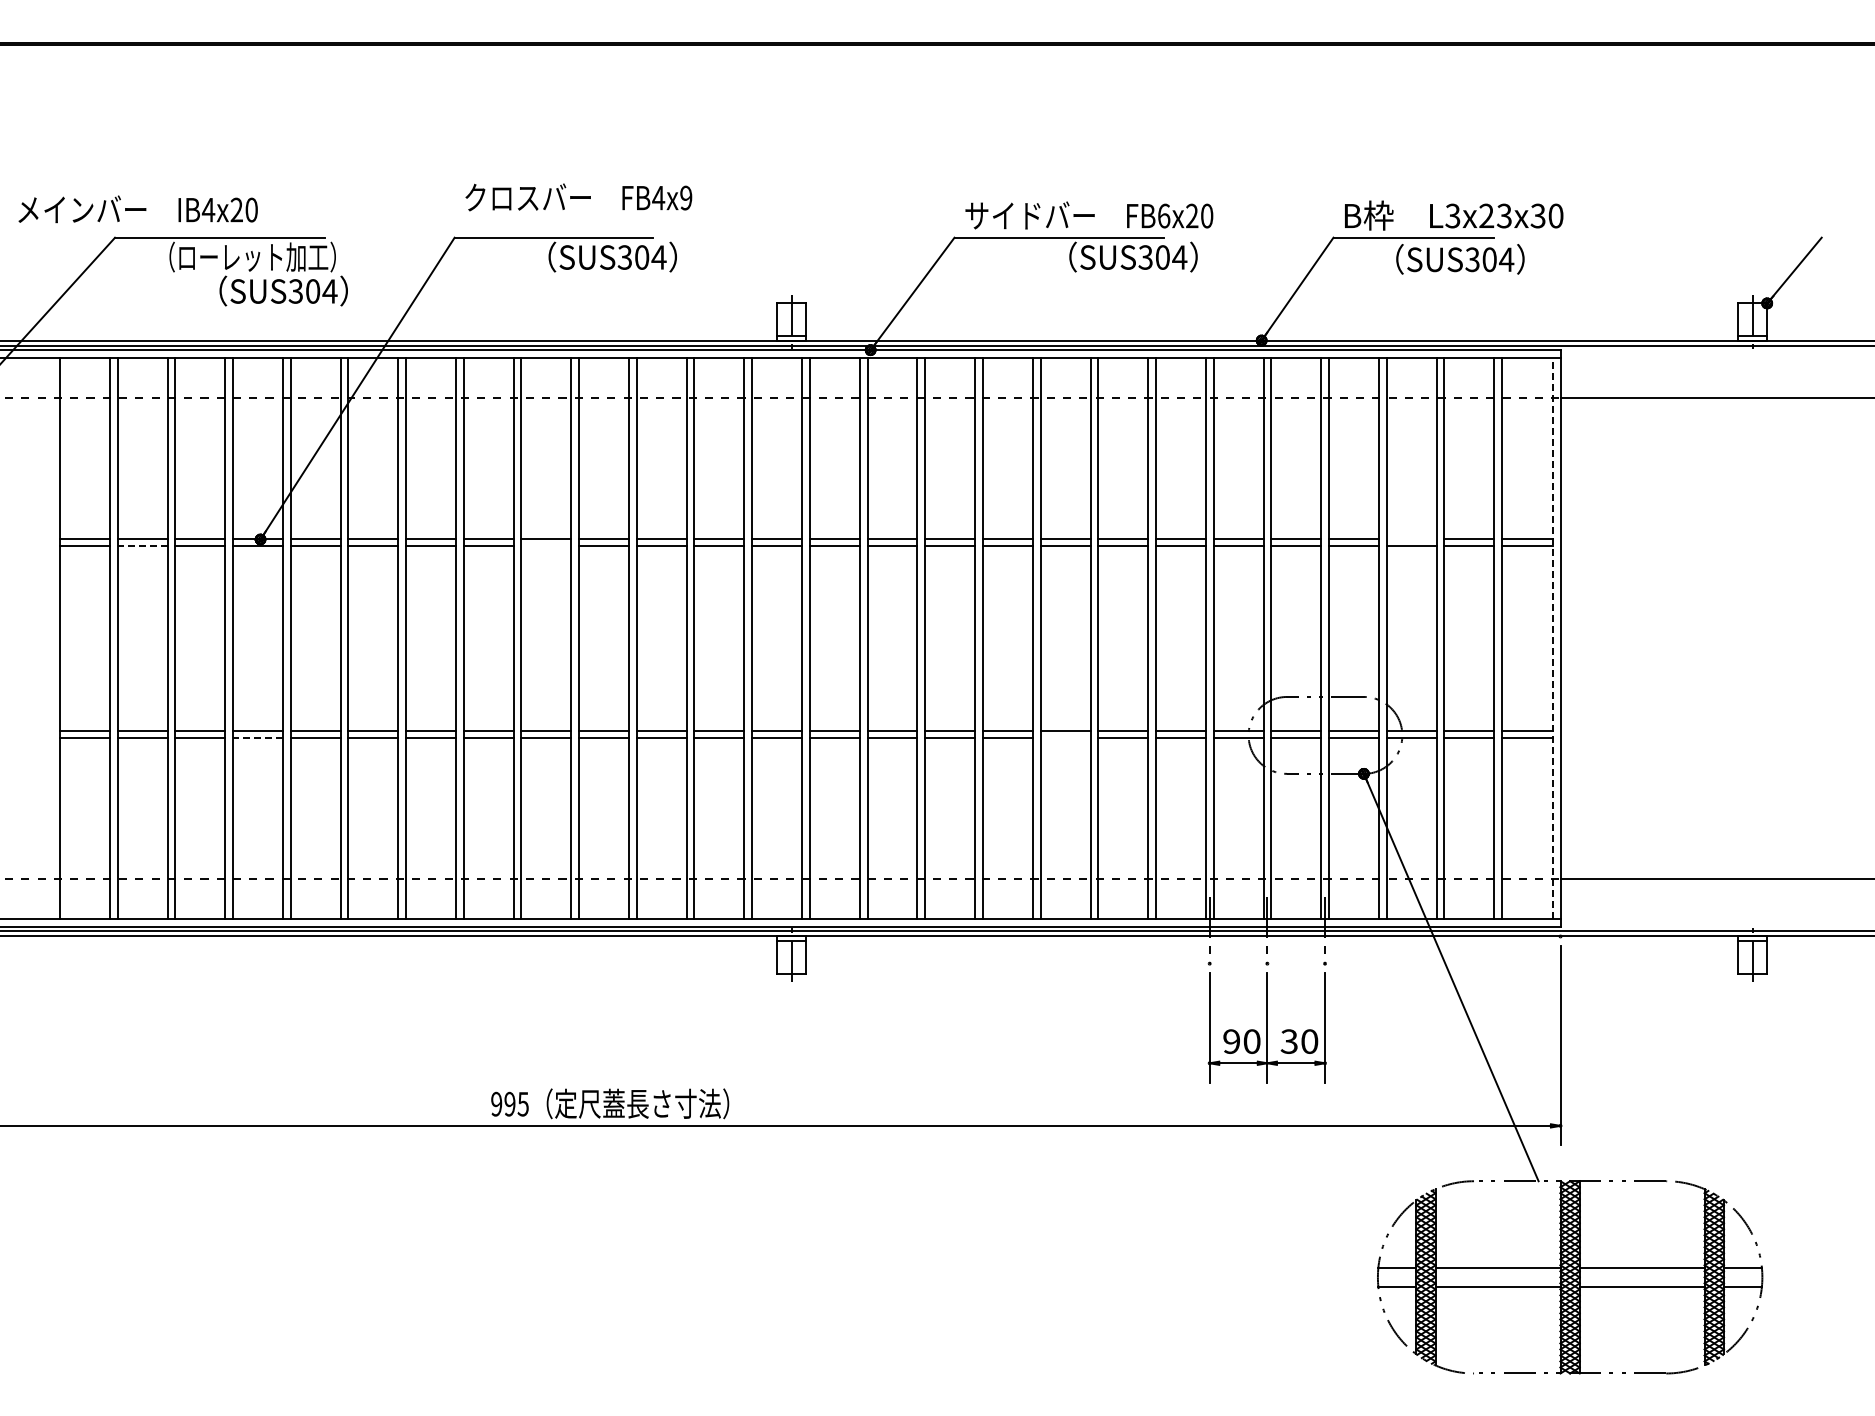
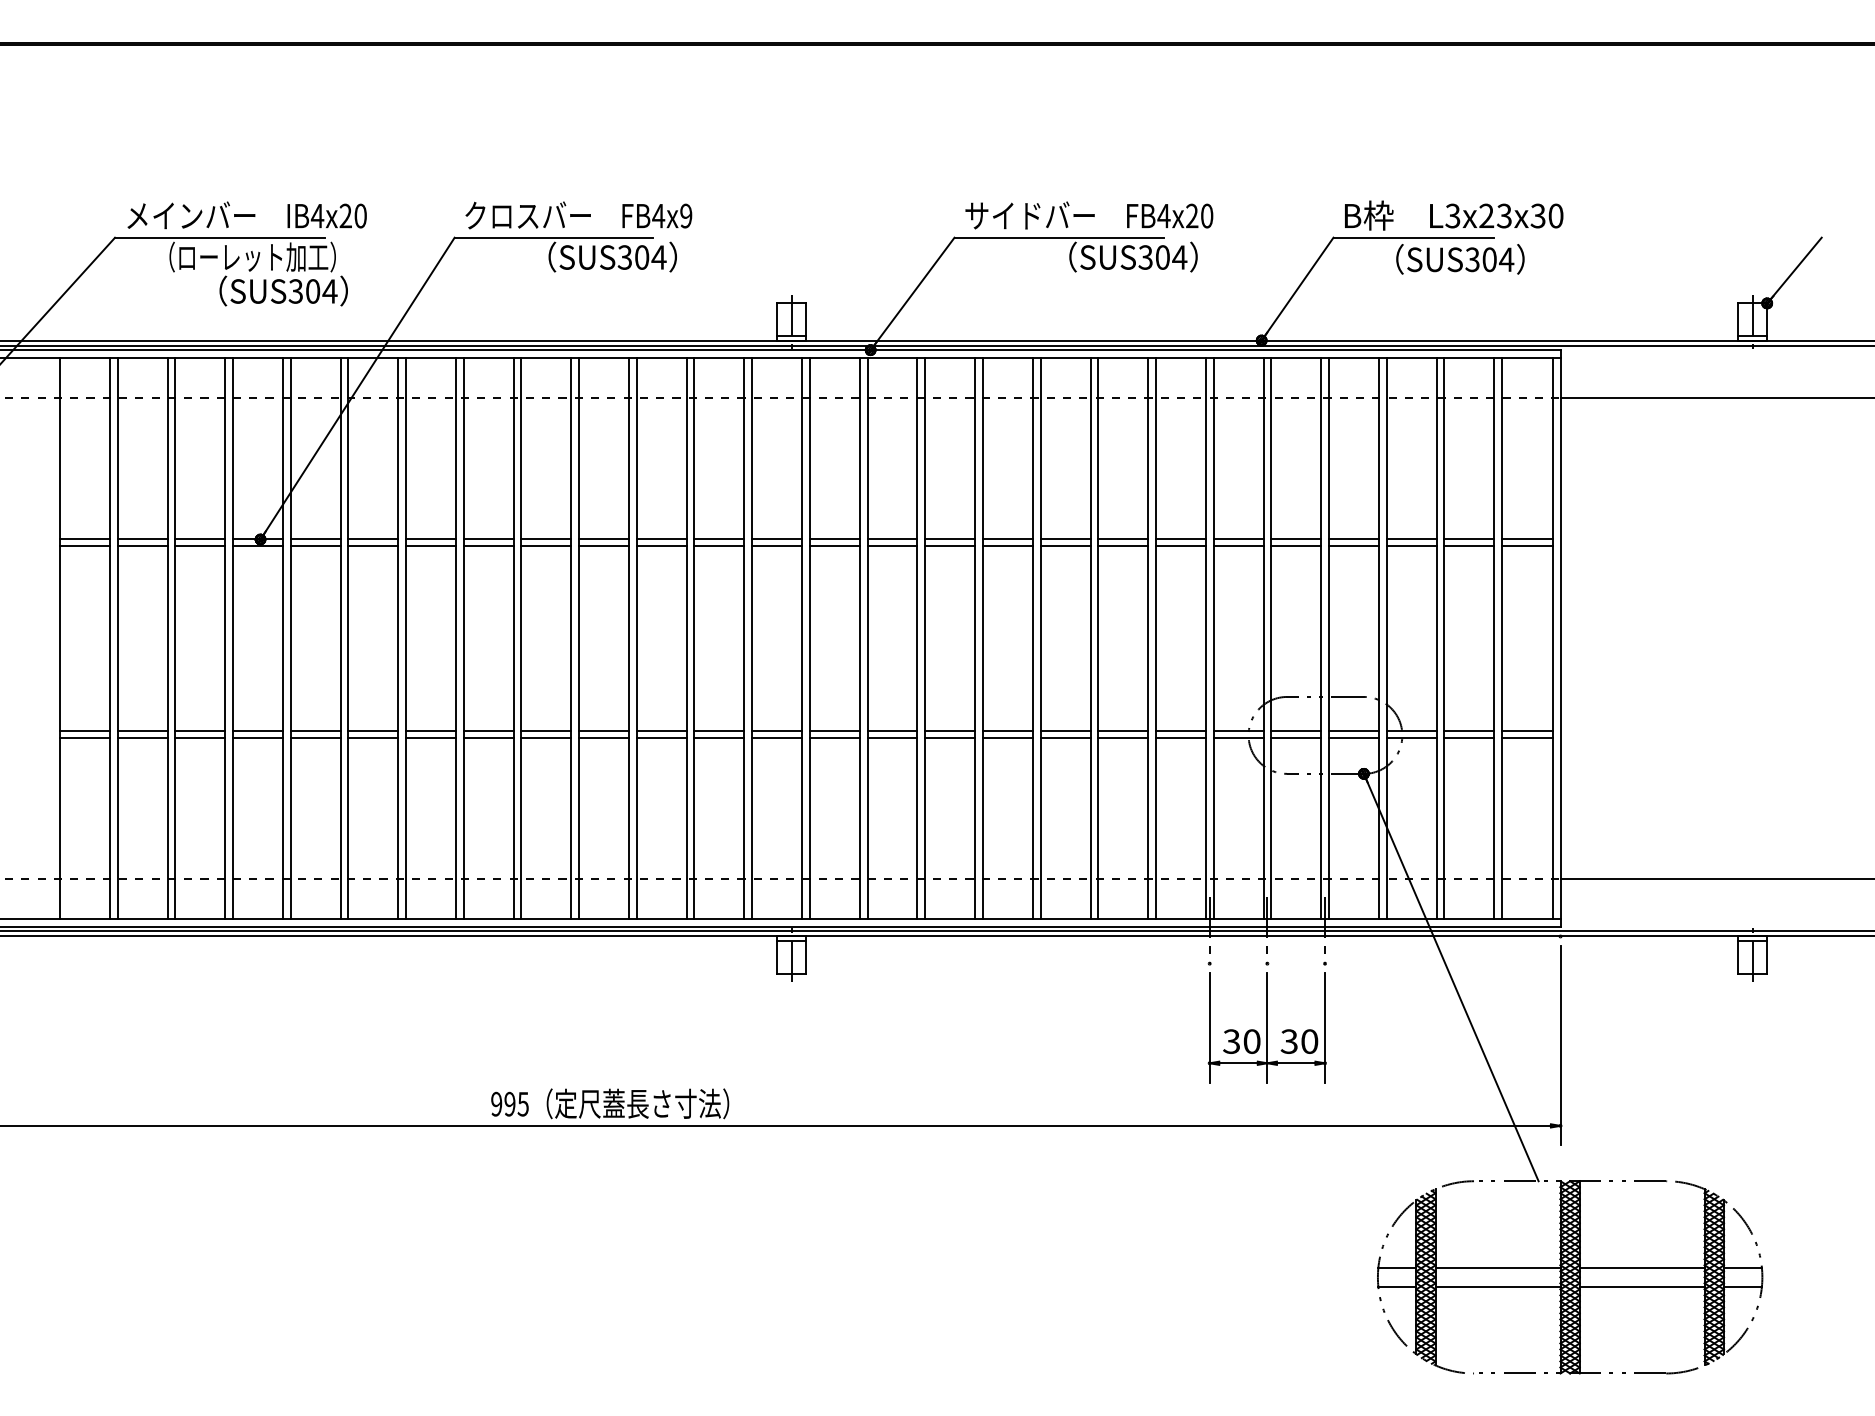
text position: (578, 197) -> (578, 215) (578, 215)
text position: (137, 209) -> (246, 215) (246, 215)
text: FB6x20 -> FB4x20 (1163, 215)
line: none -> present (1411, 538)
line: dashed -> solid (142, 546)
line: none -> present (546, 546)
line: dashed -> solid (1552, 638)
line: dashed -> solid (258, 738)
line: none -> present (1065, 738)
text: 90 -> 30 (1231, 1041)
